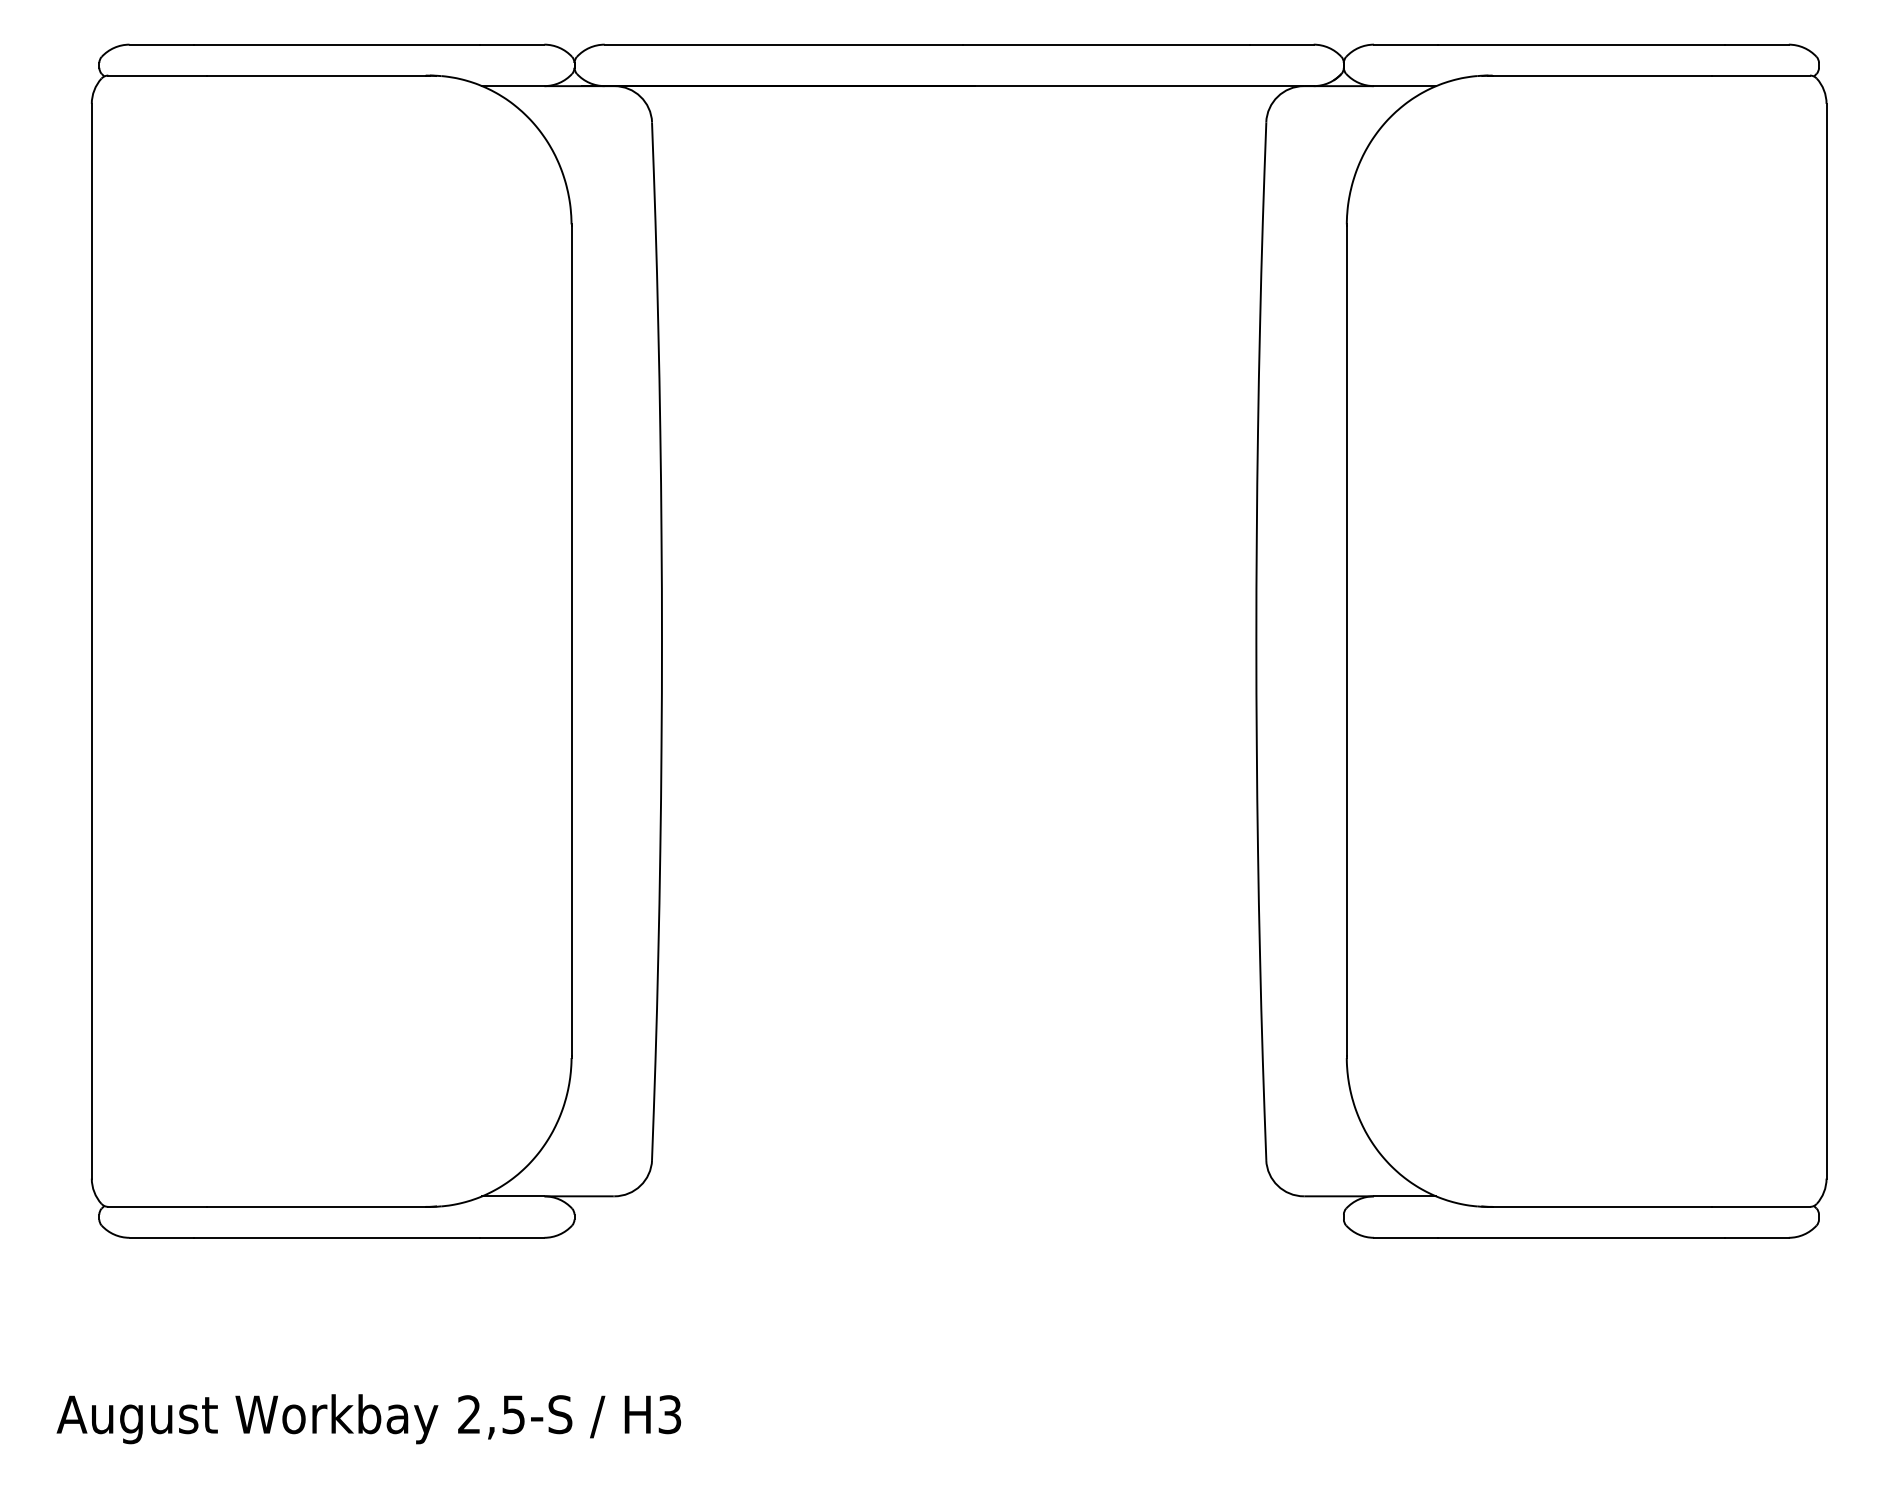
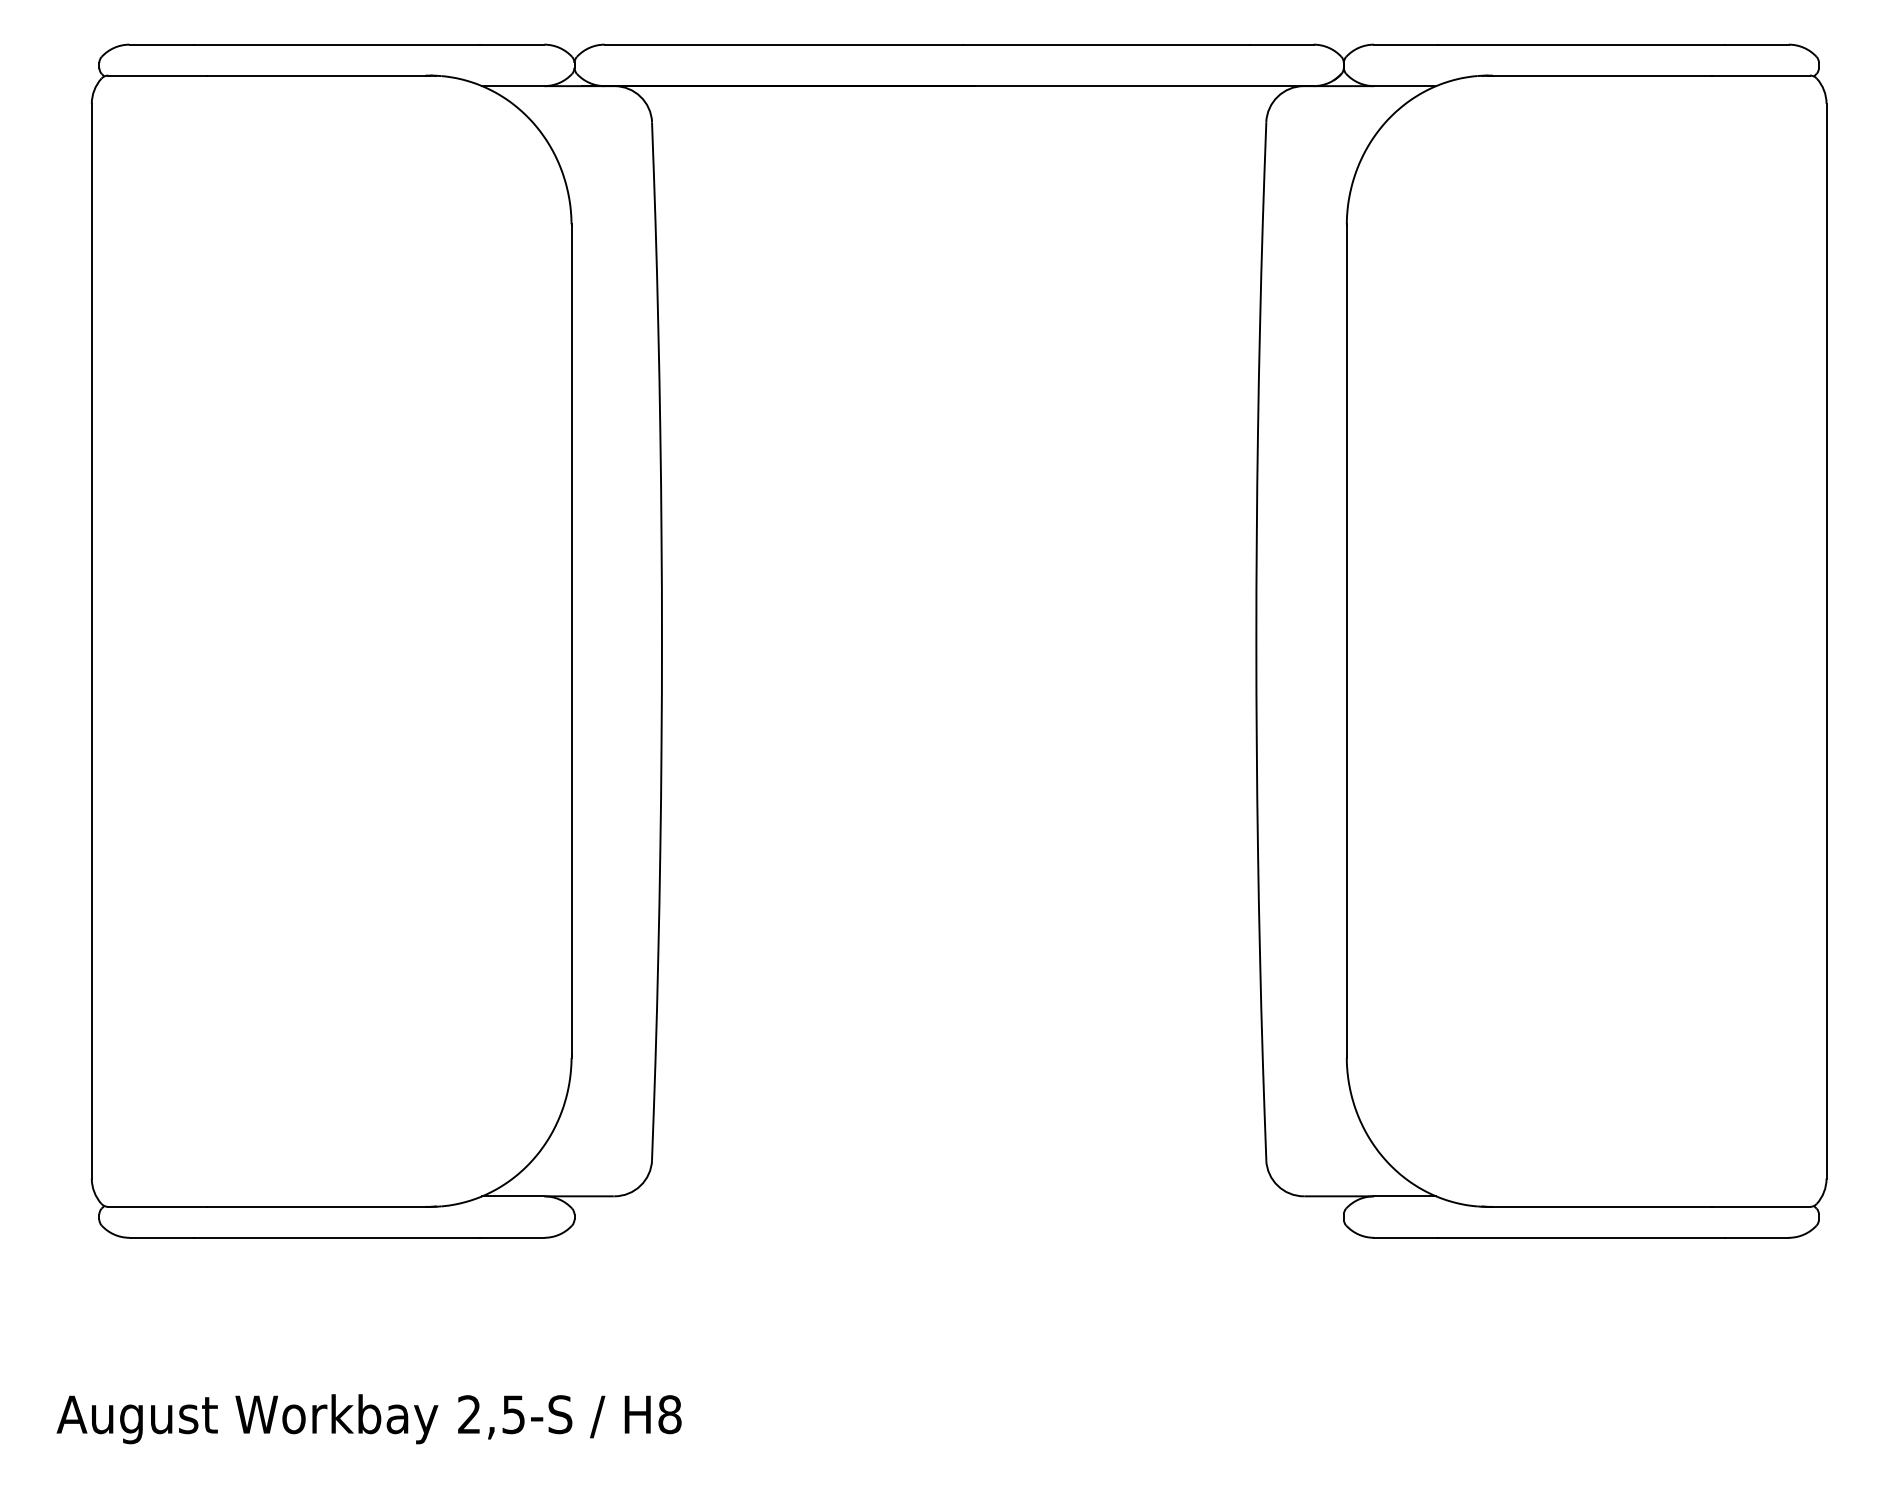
text: H3 -> H8 (669, 1414)
